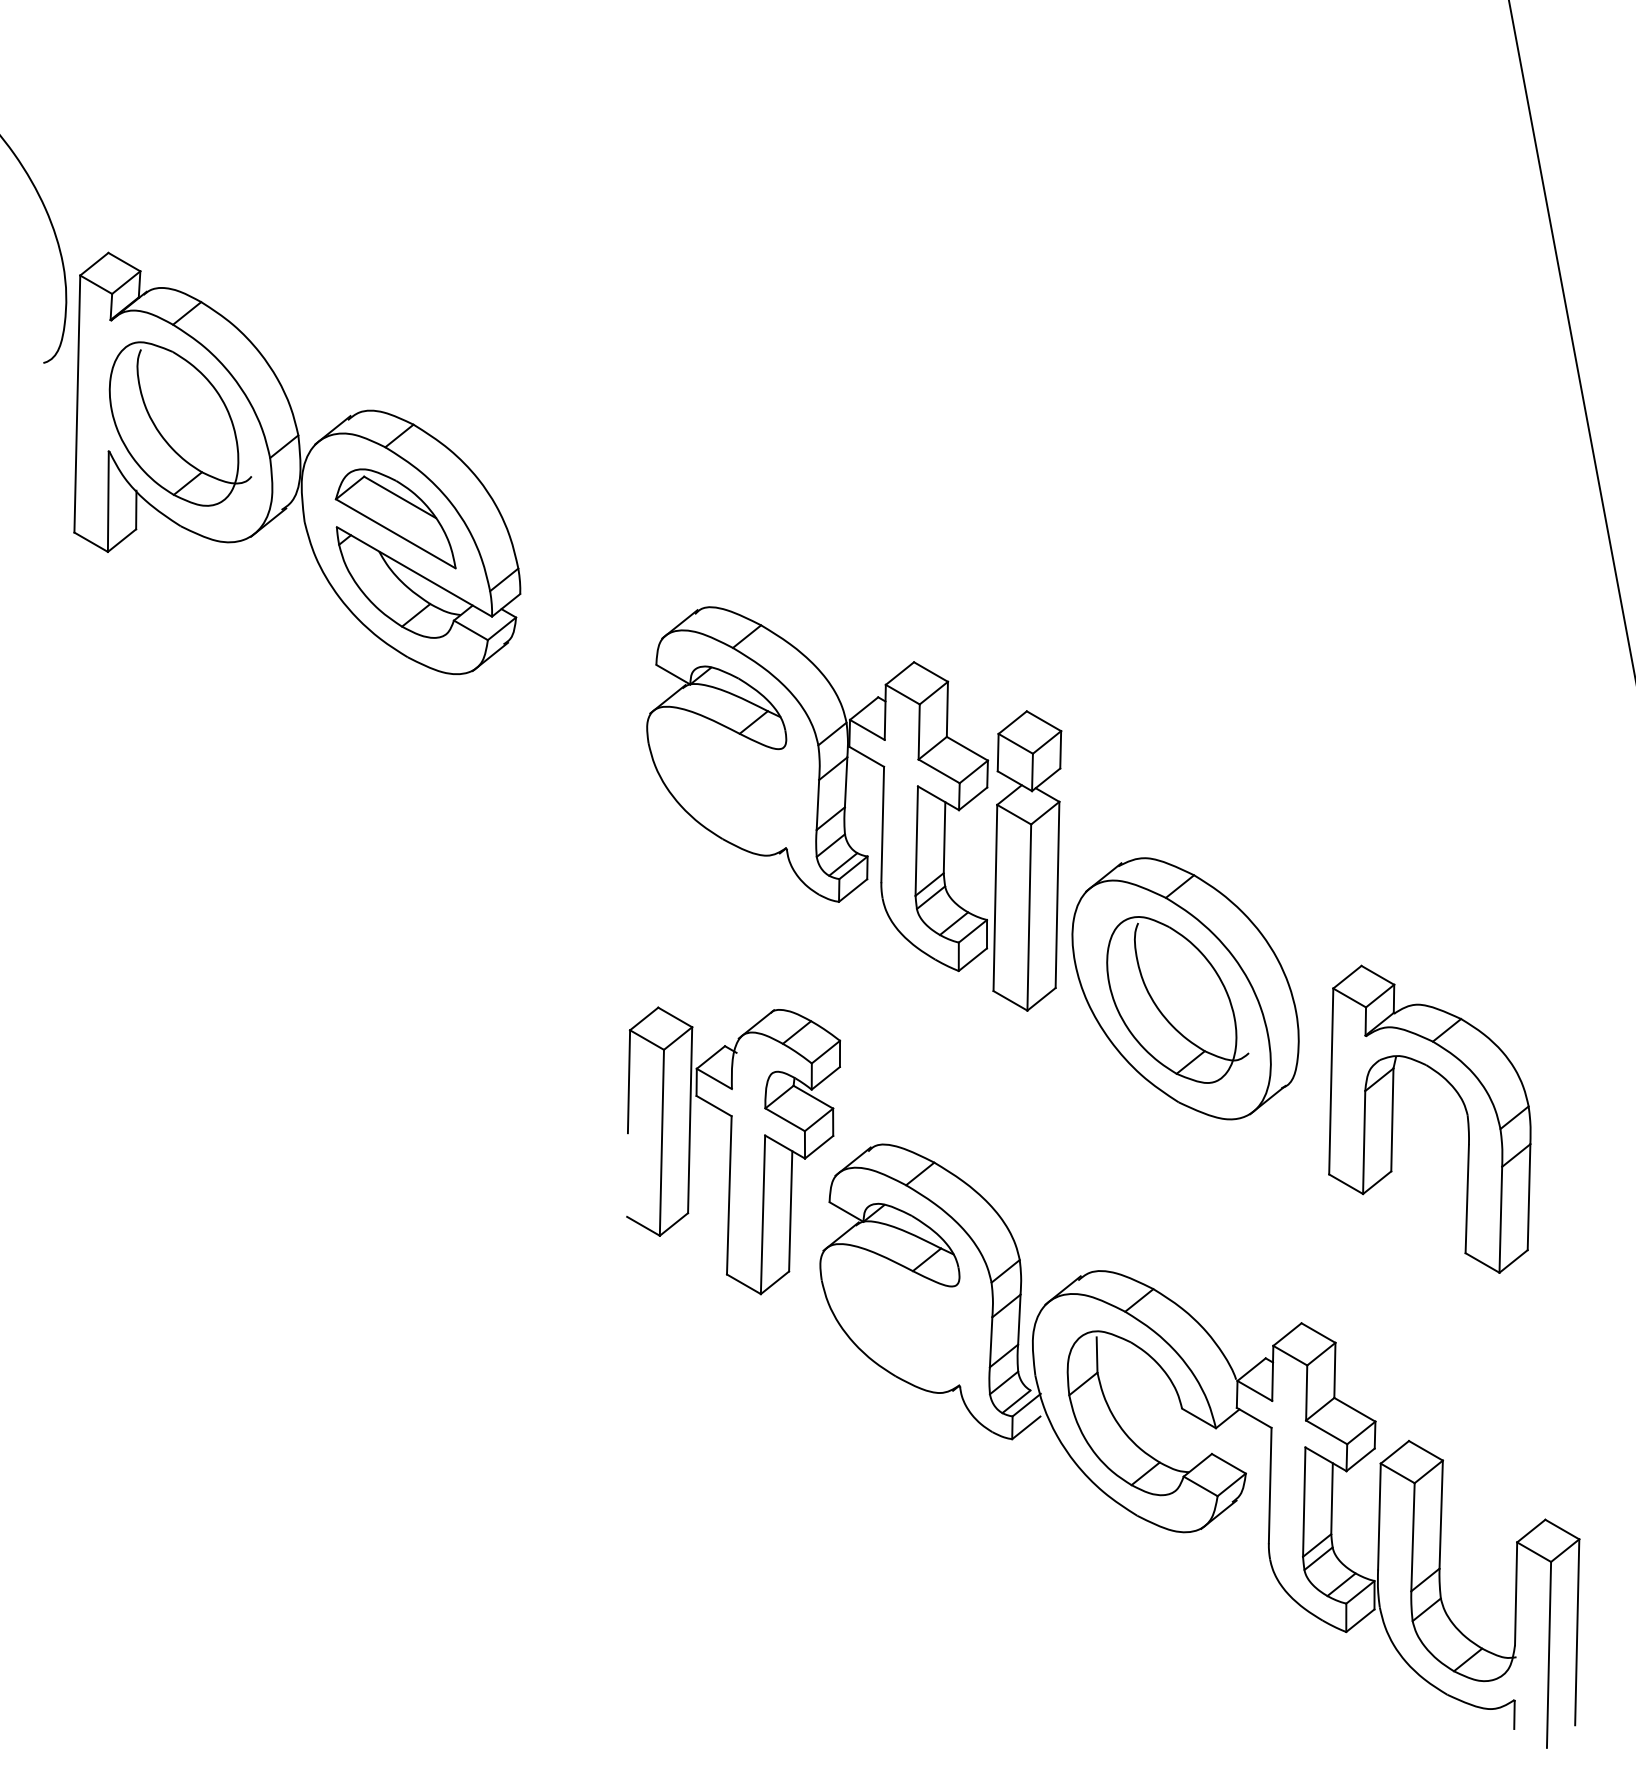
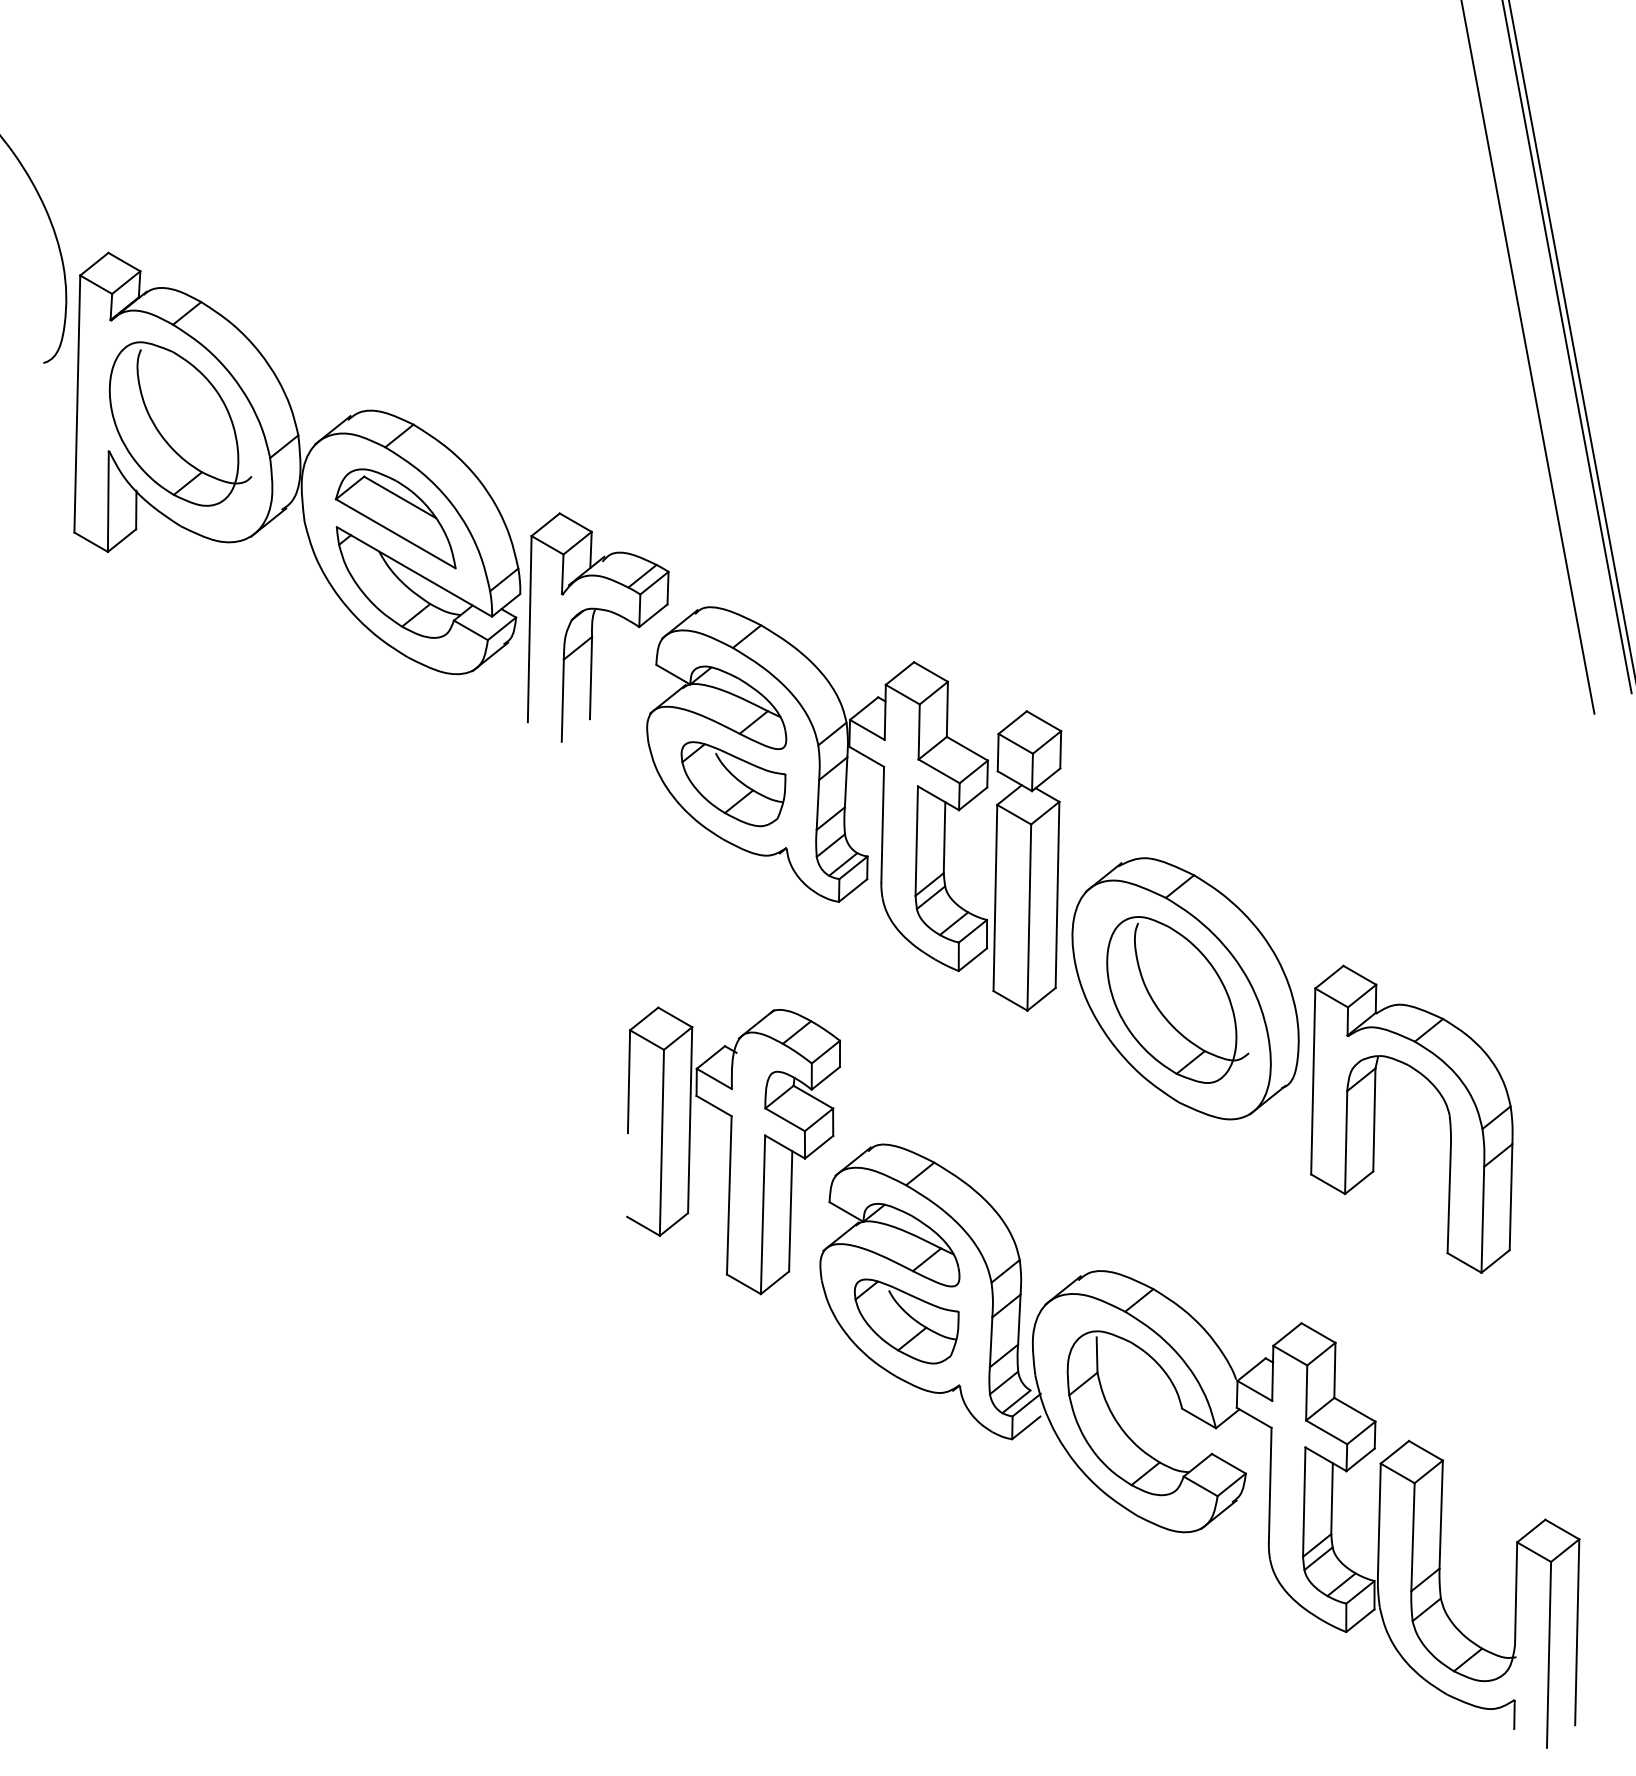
line: none -> present (1566, 347)
line: none -> present (1527, 357)
part: none -> present (598, 627)
part: none -> present (733, 784)
part position: (1393, 1118) -> (1375, 1118) (1375, 1118)
part: none -> present (906, 1321)
